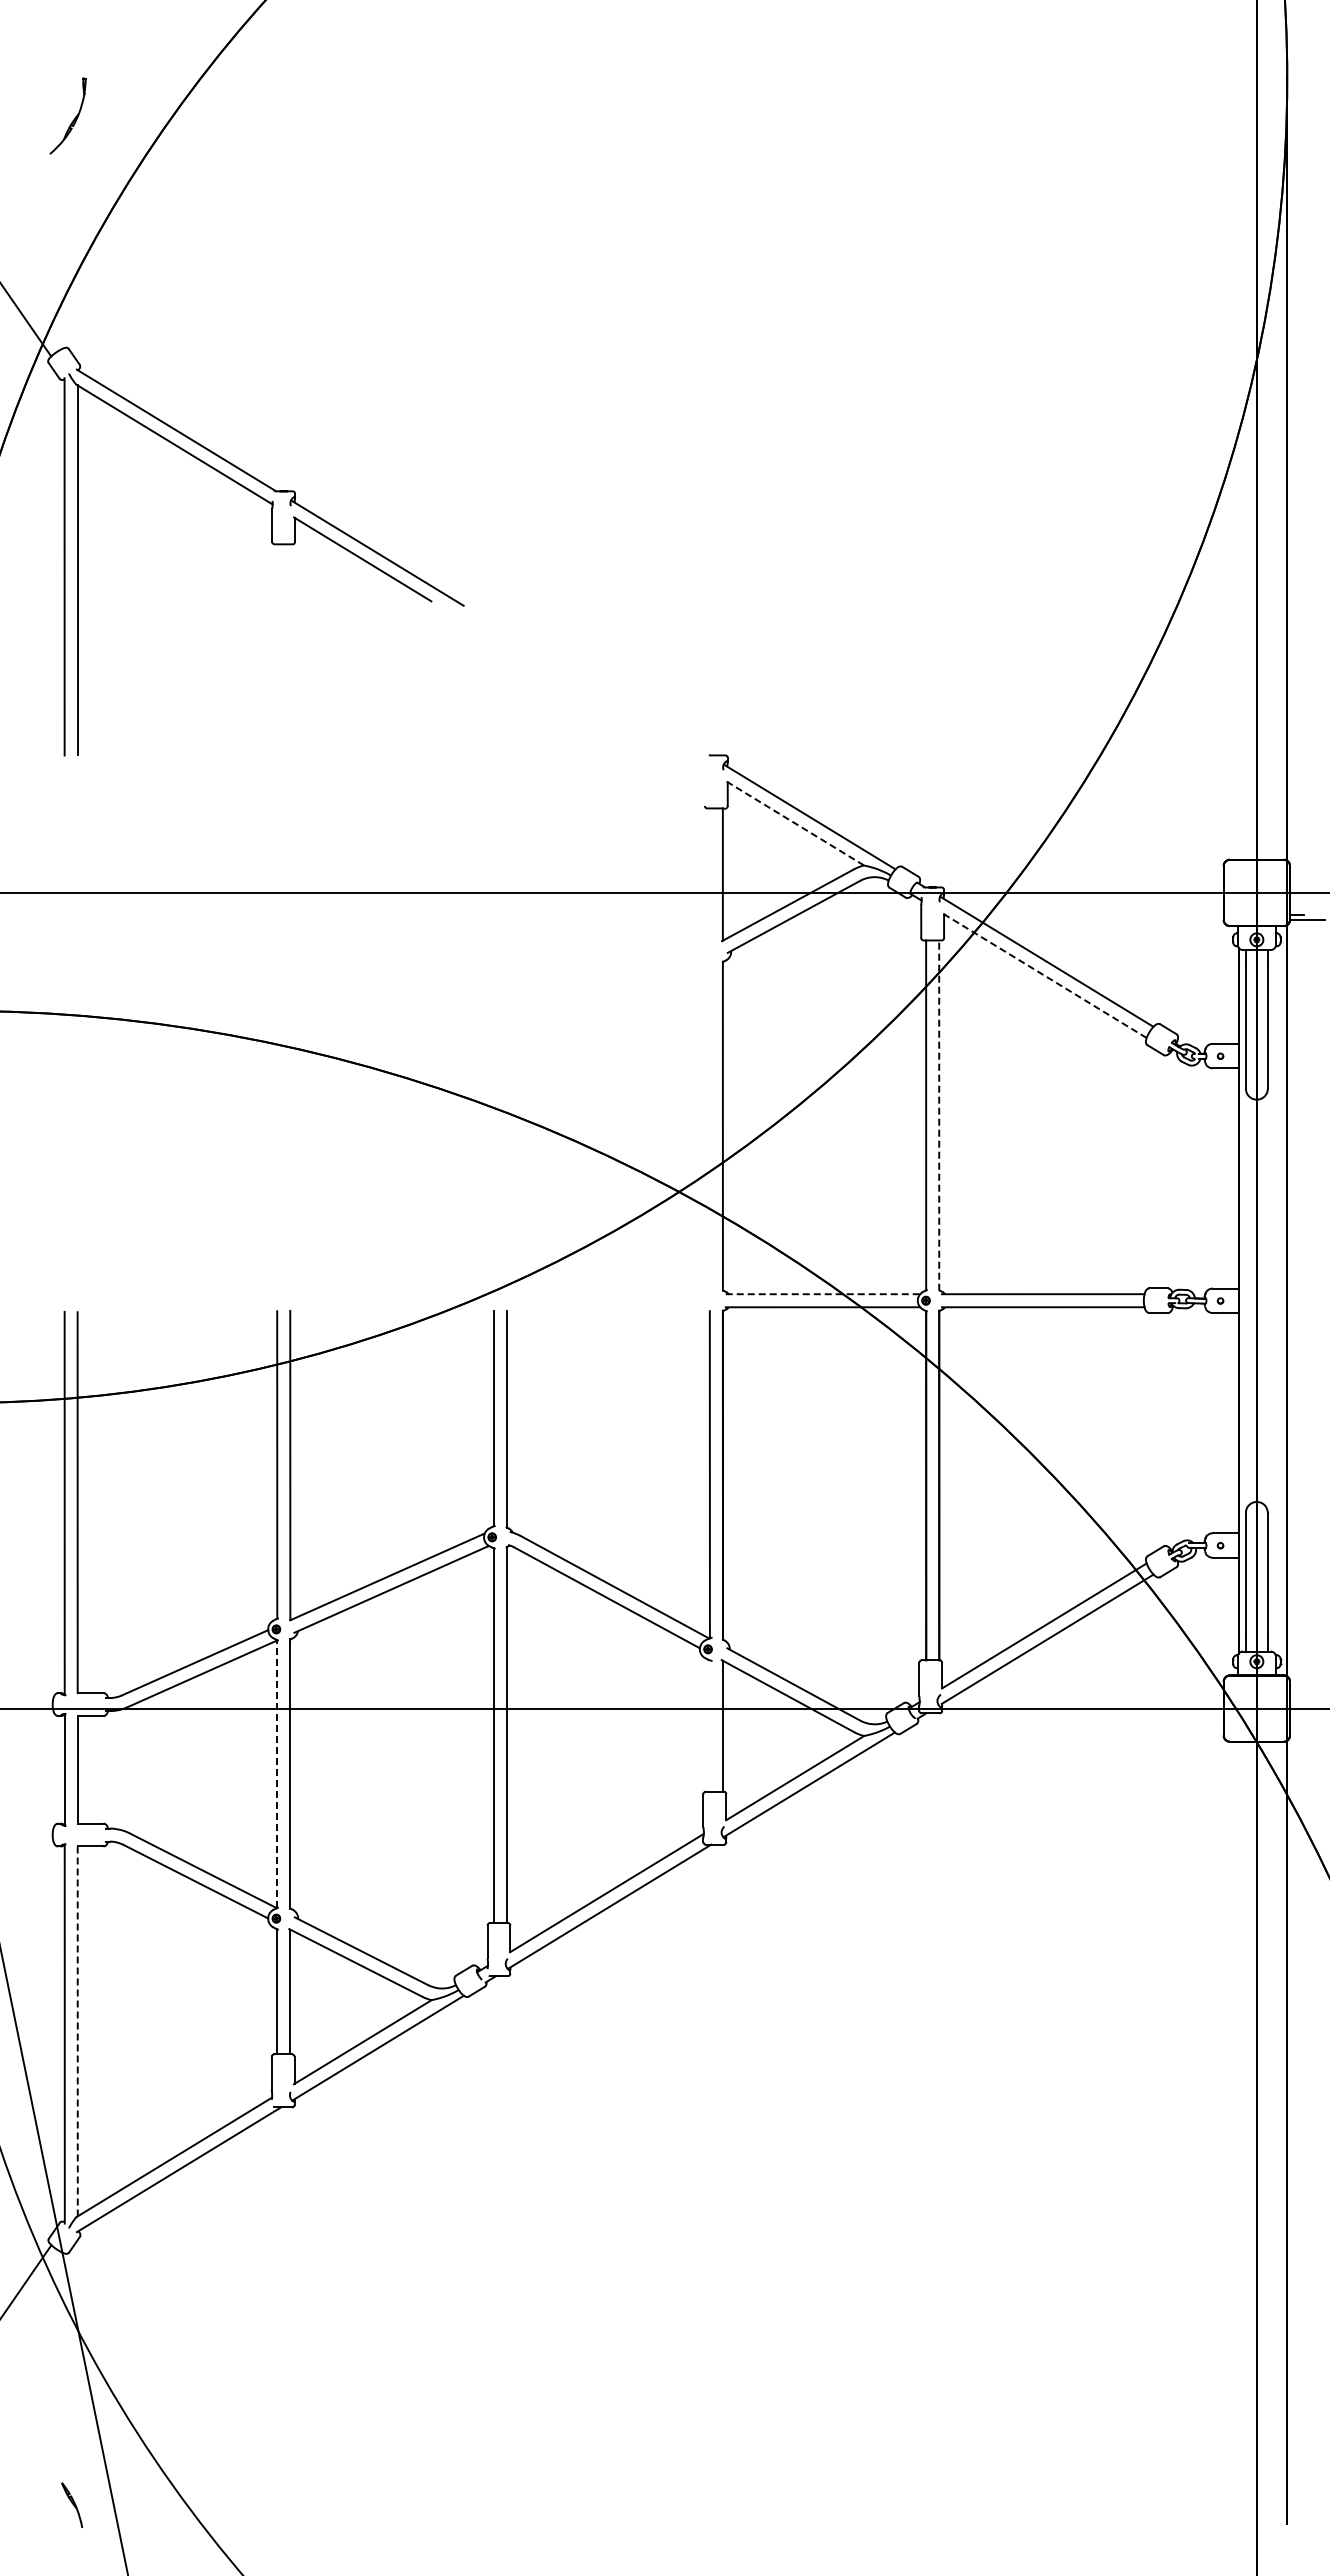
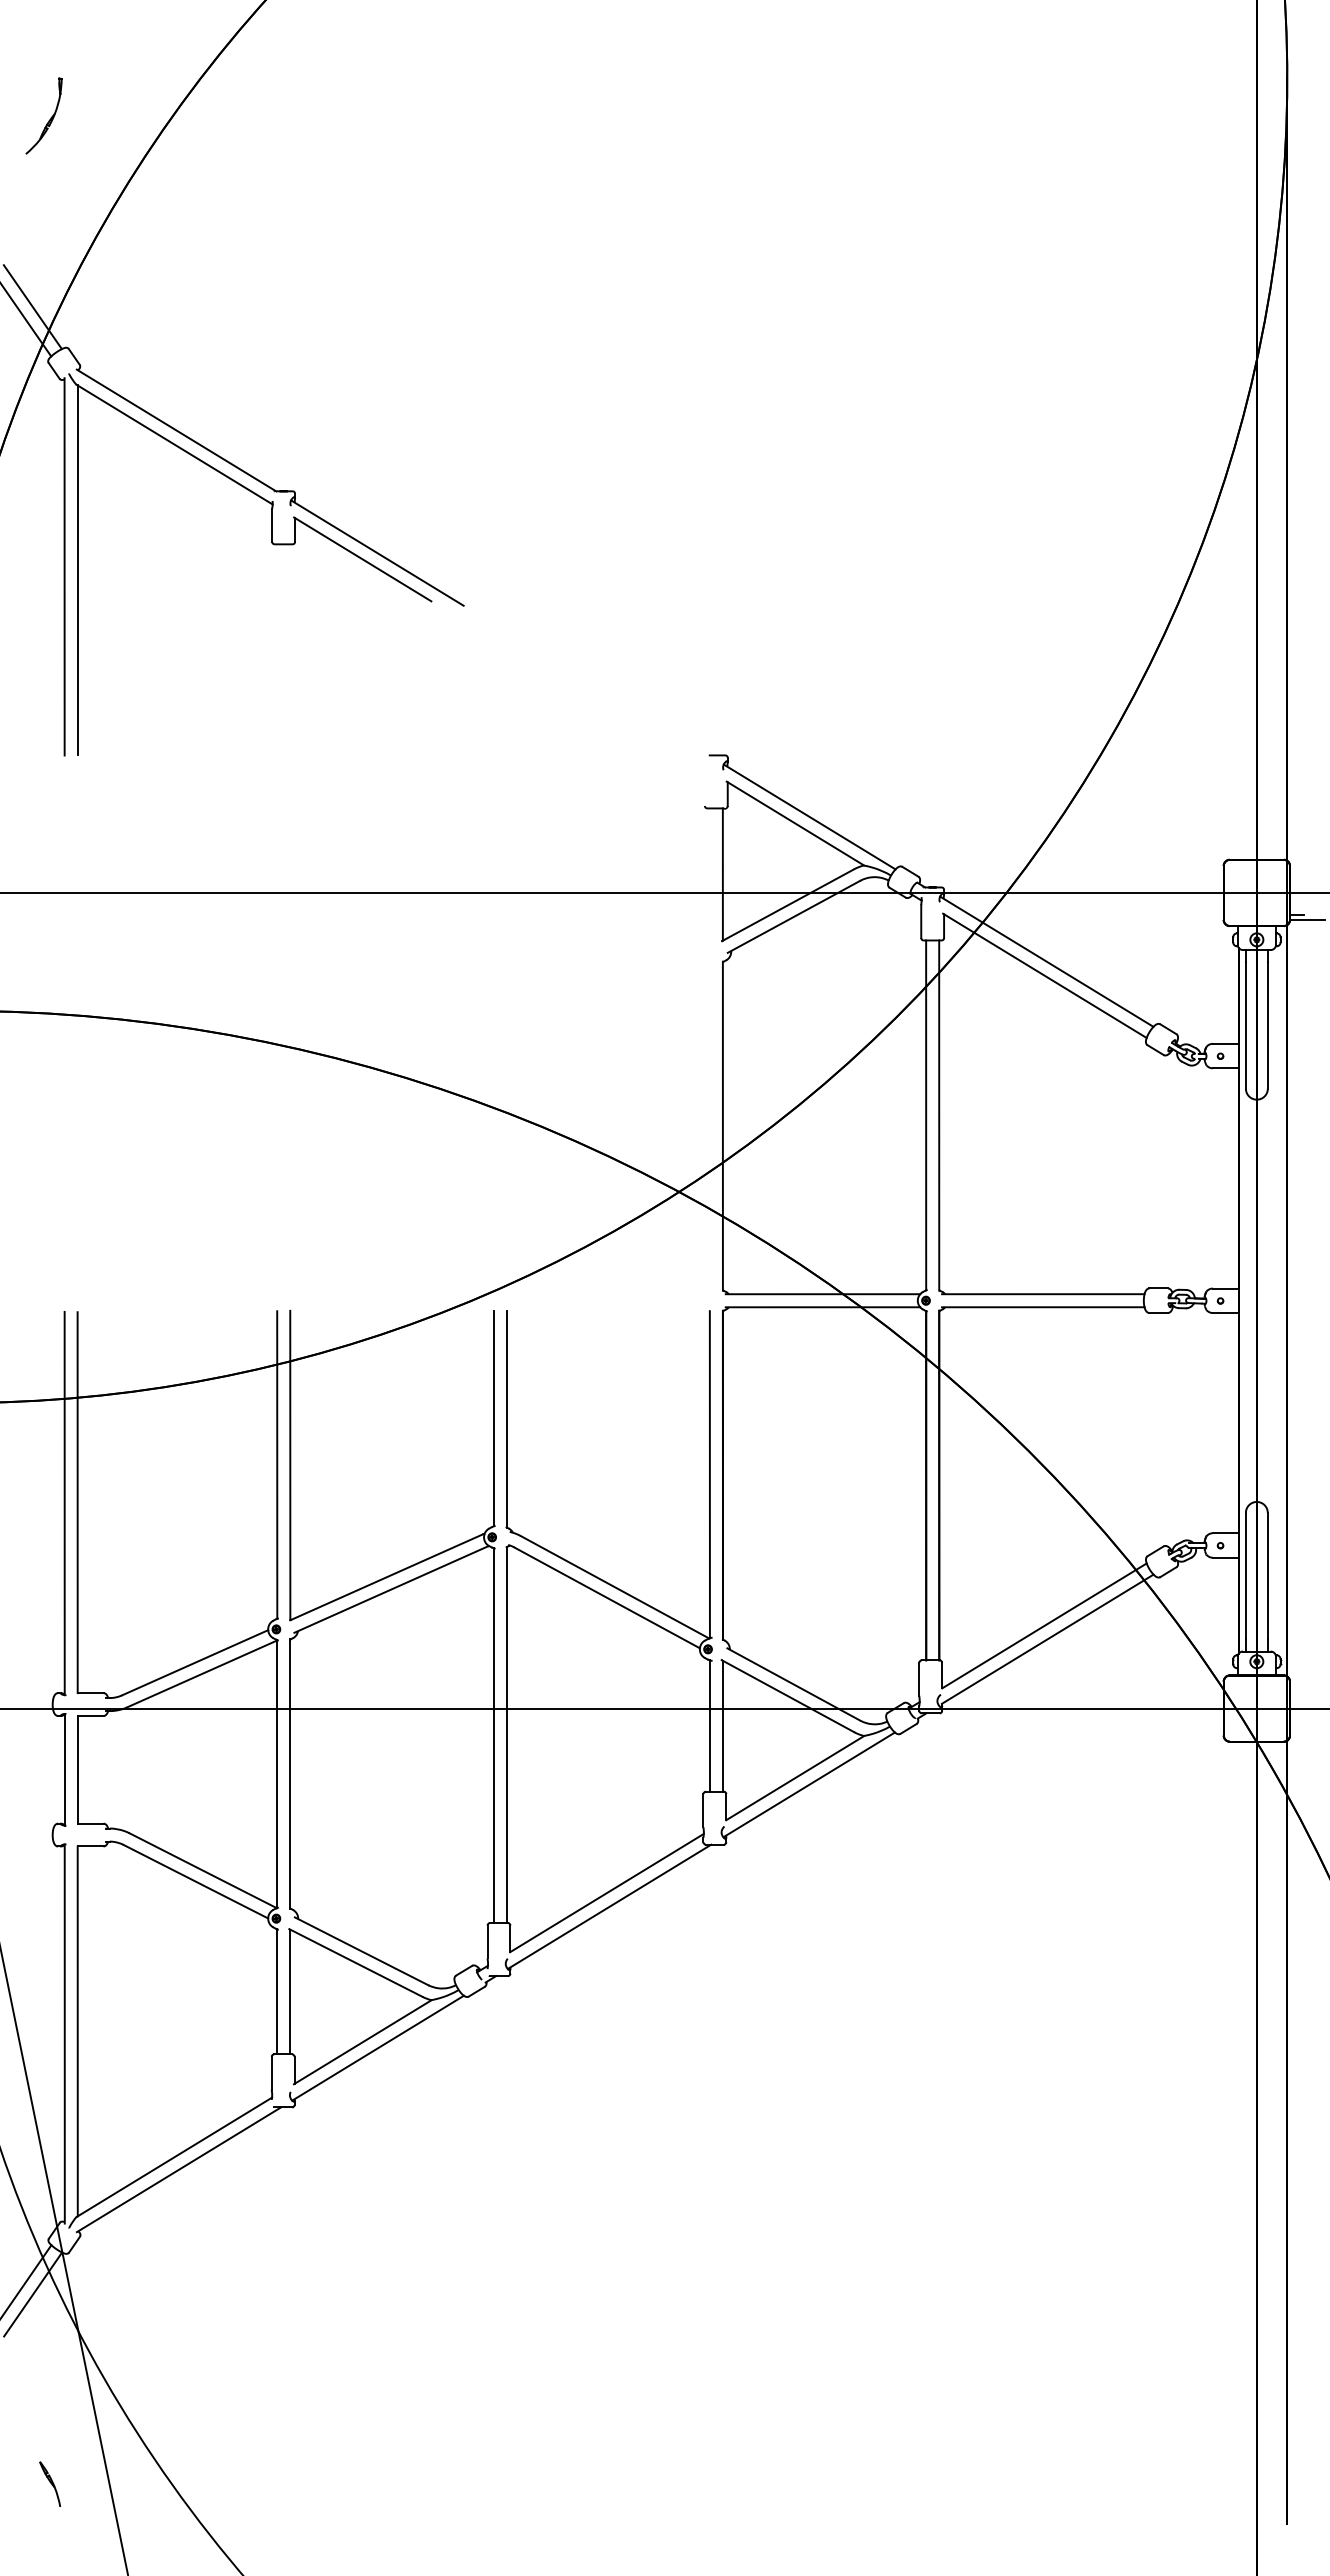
part position: (72, 120) -> (48, 120) (48, 120)
line: none -> present (32, 307)
line: dashed -> solid (794, 823)
line: dashed -> solid (1044, 975)
line: dashed -> solid (939, 1115)
line: dashed -> solid (823, 1294)
line: none -> present (709, 1725)
line: dashed -> solid (277, 1774)
line: dashed -> solid (77, 2031)
line: none -> present (33, 2294)
part position: (72, 2504) -> (50, 2483) (50, 2483)
